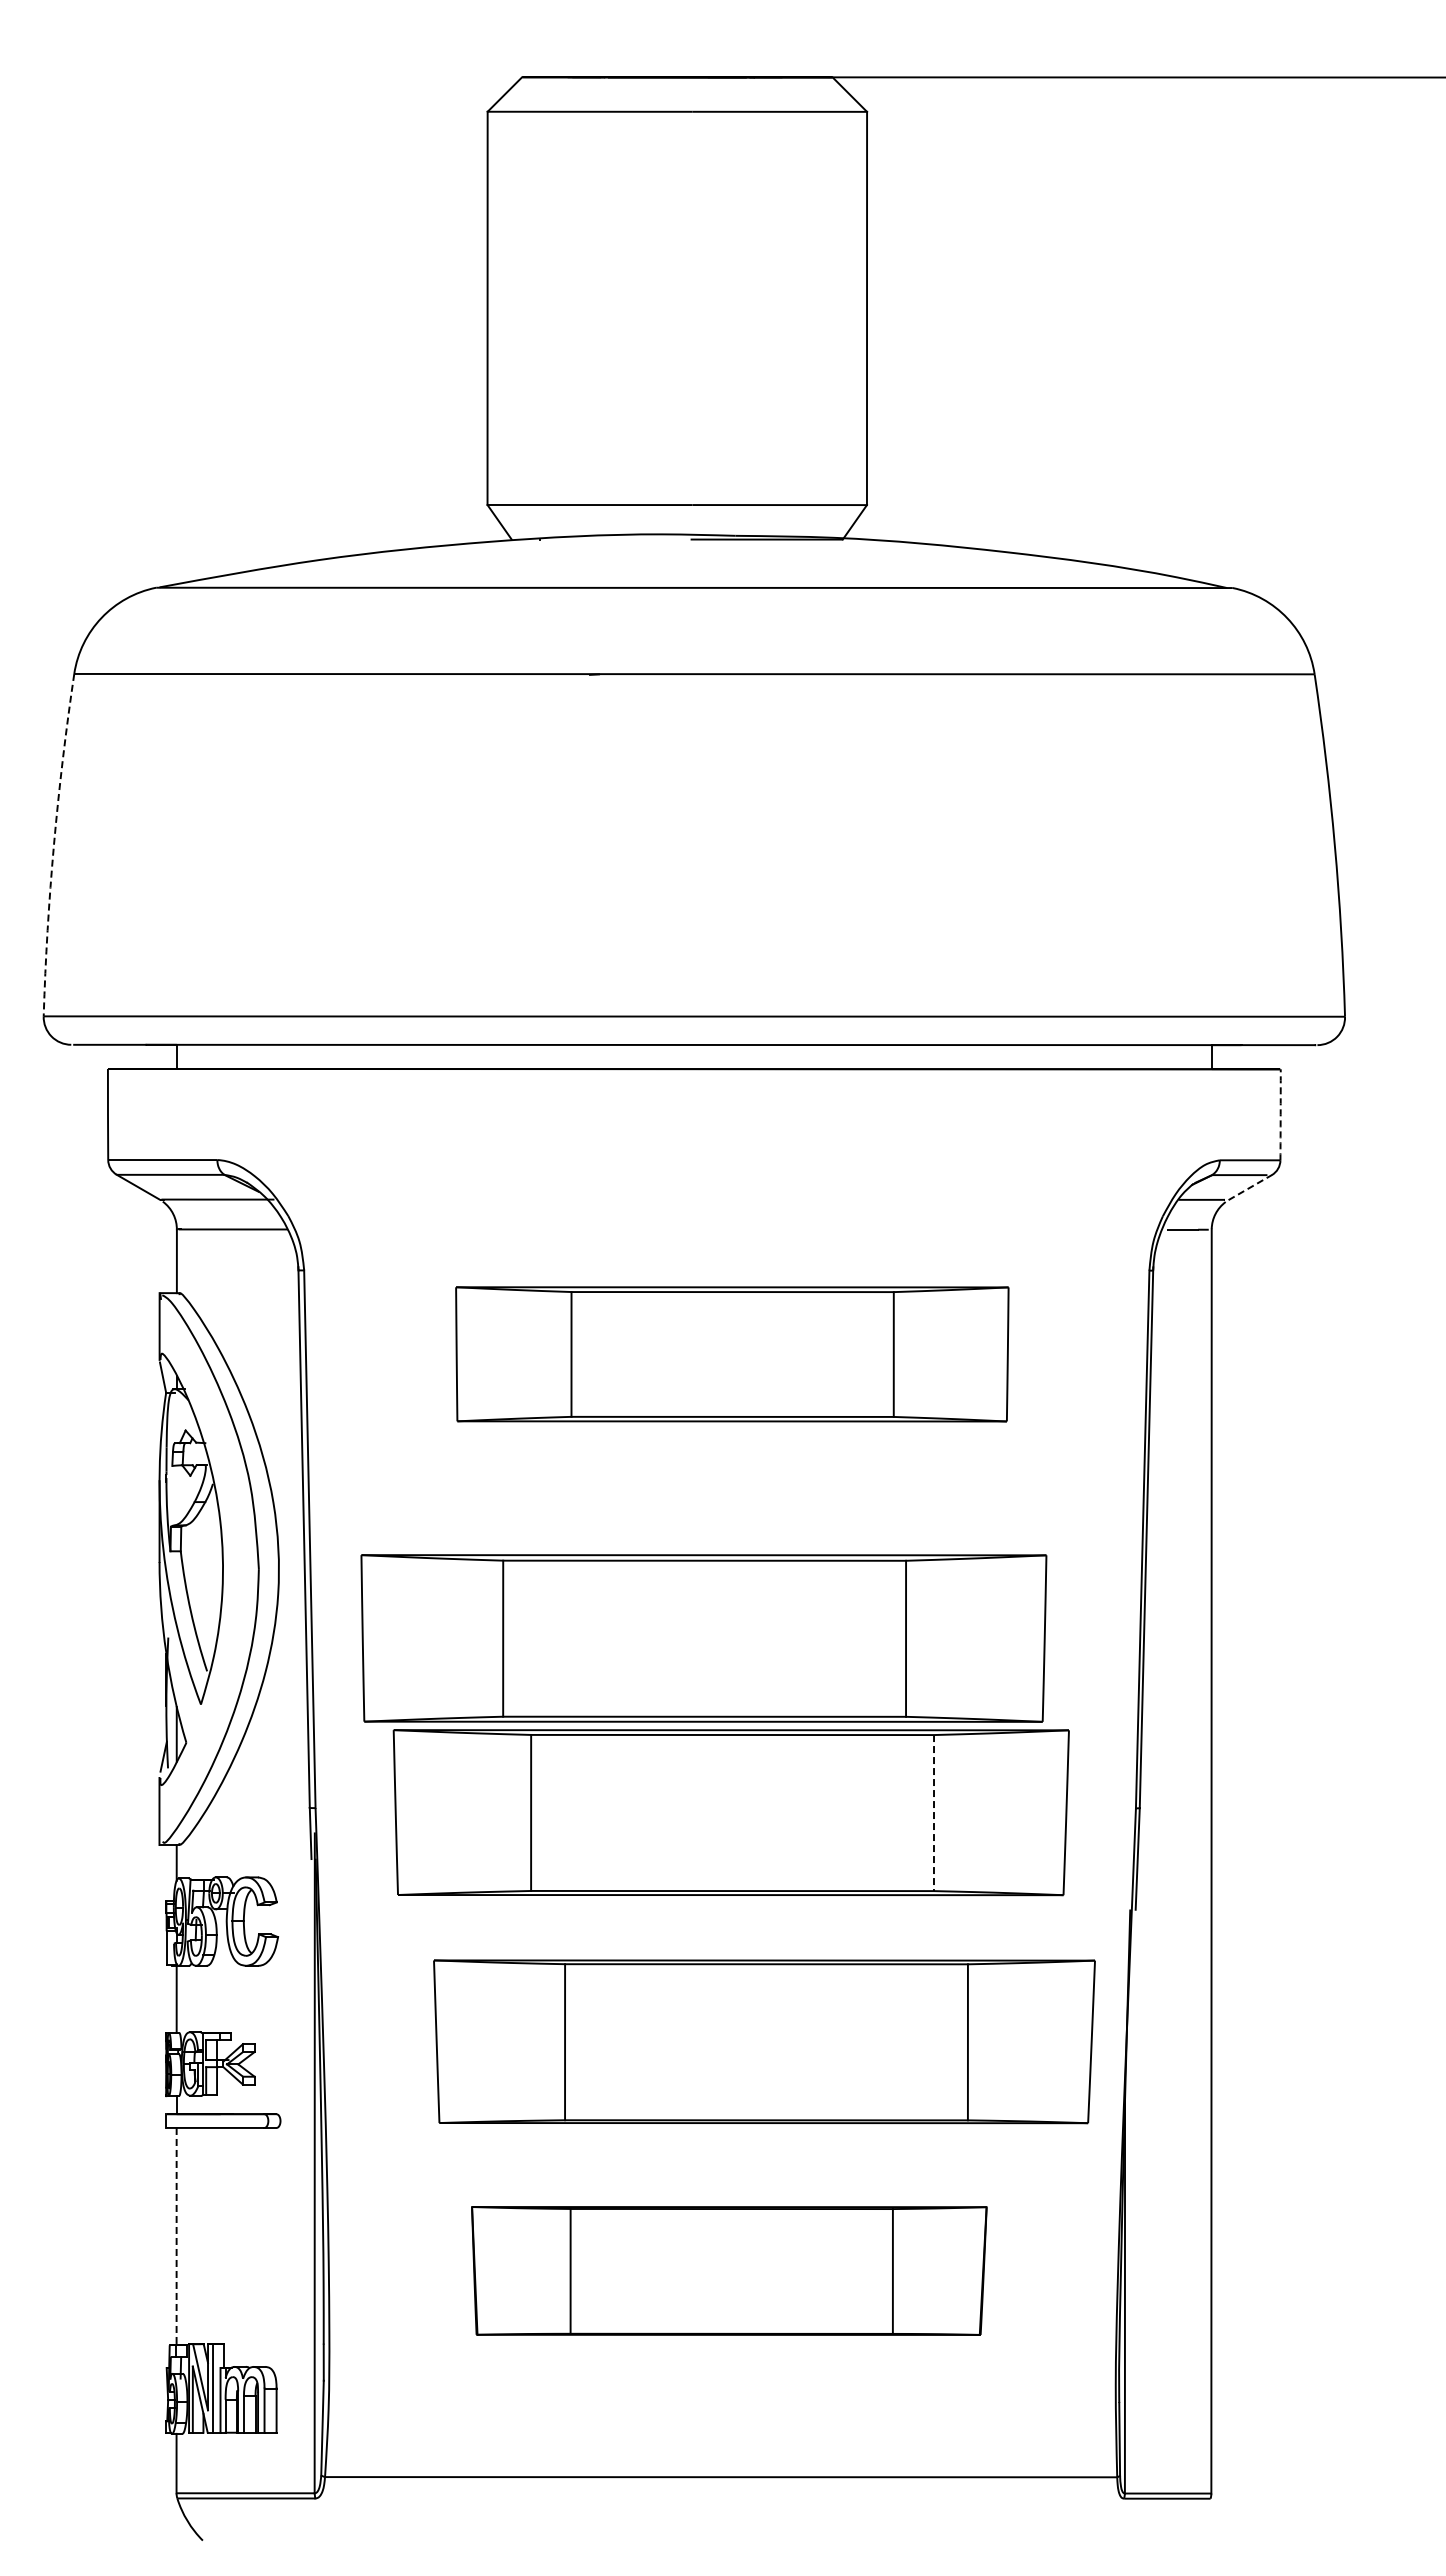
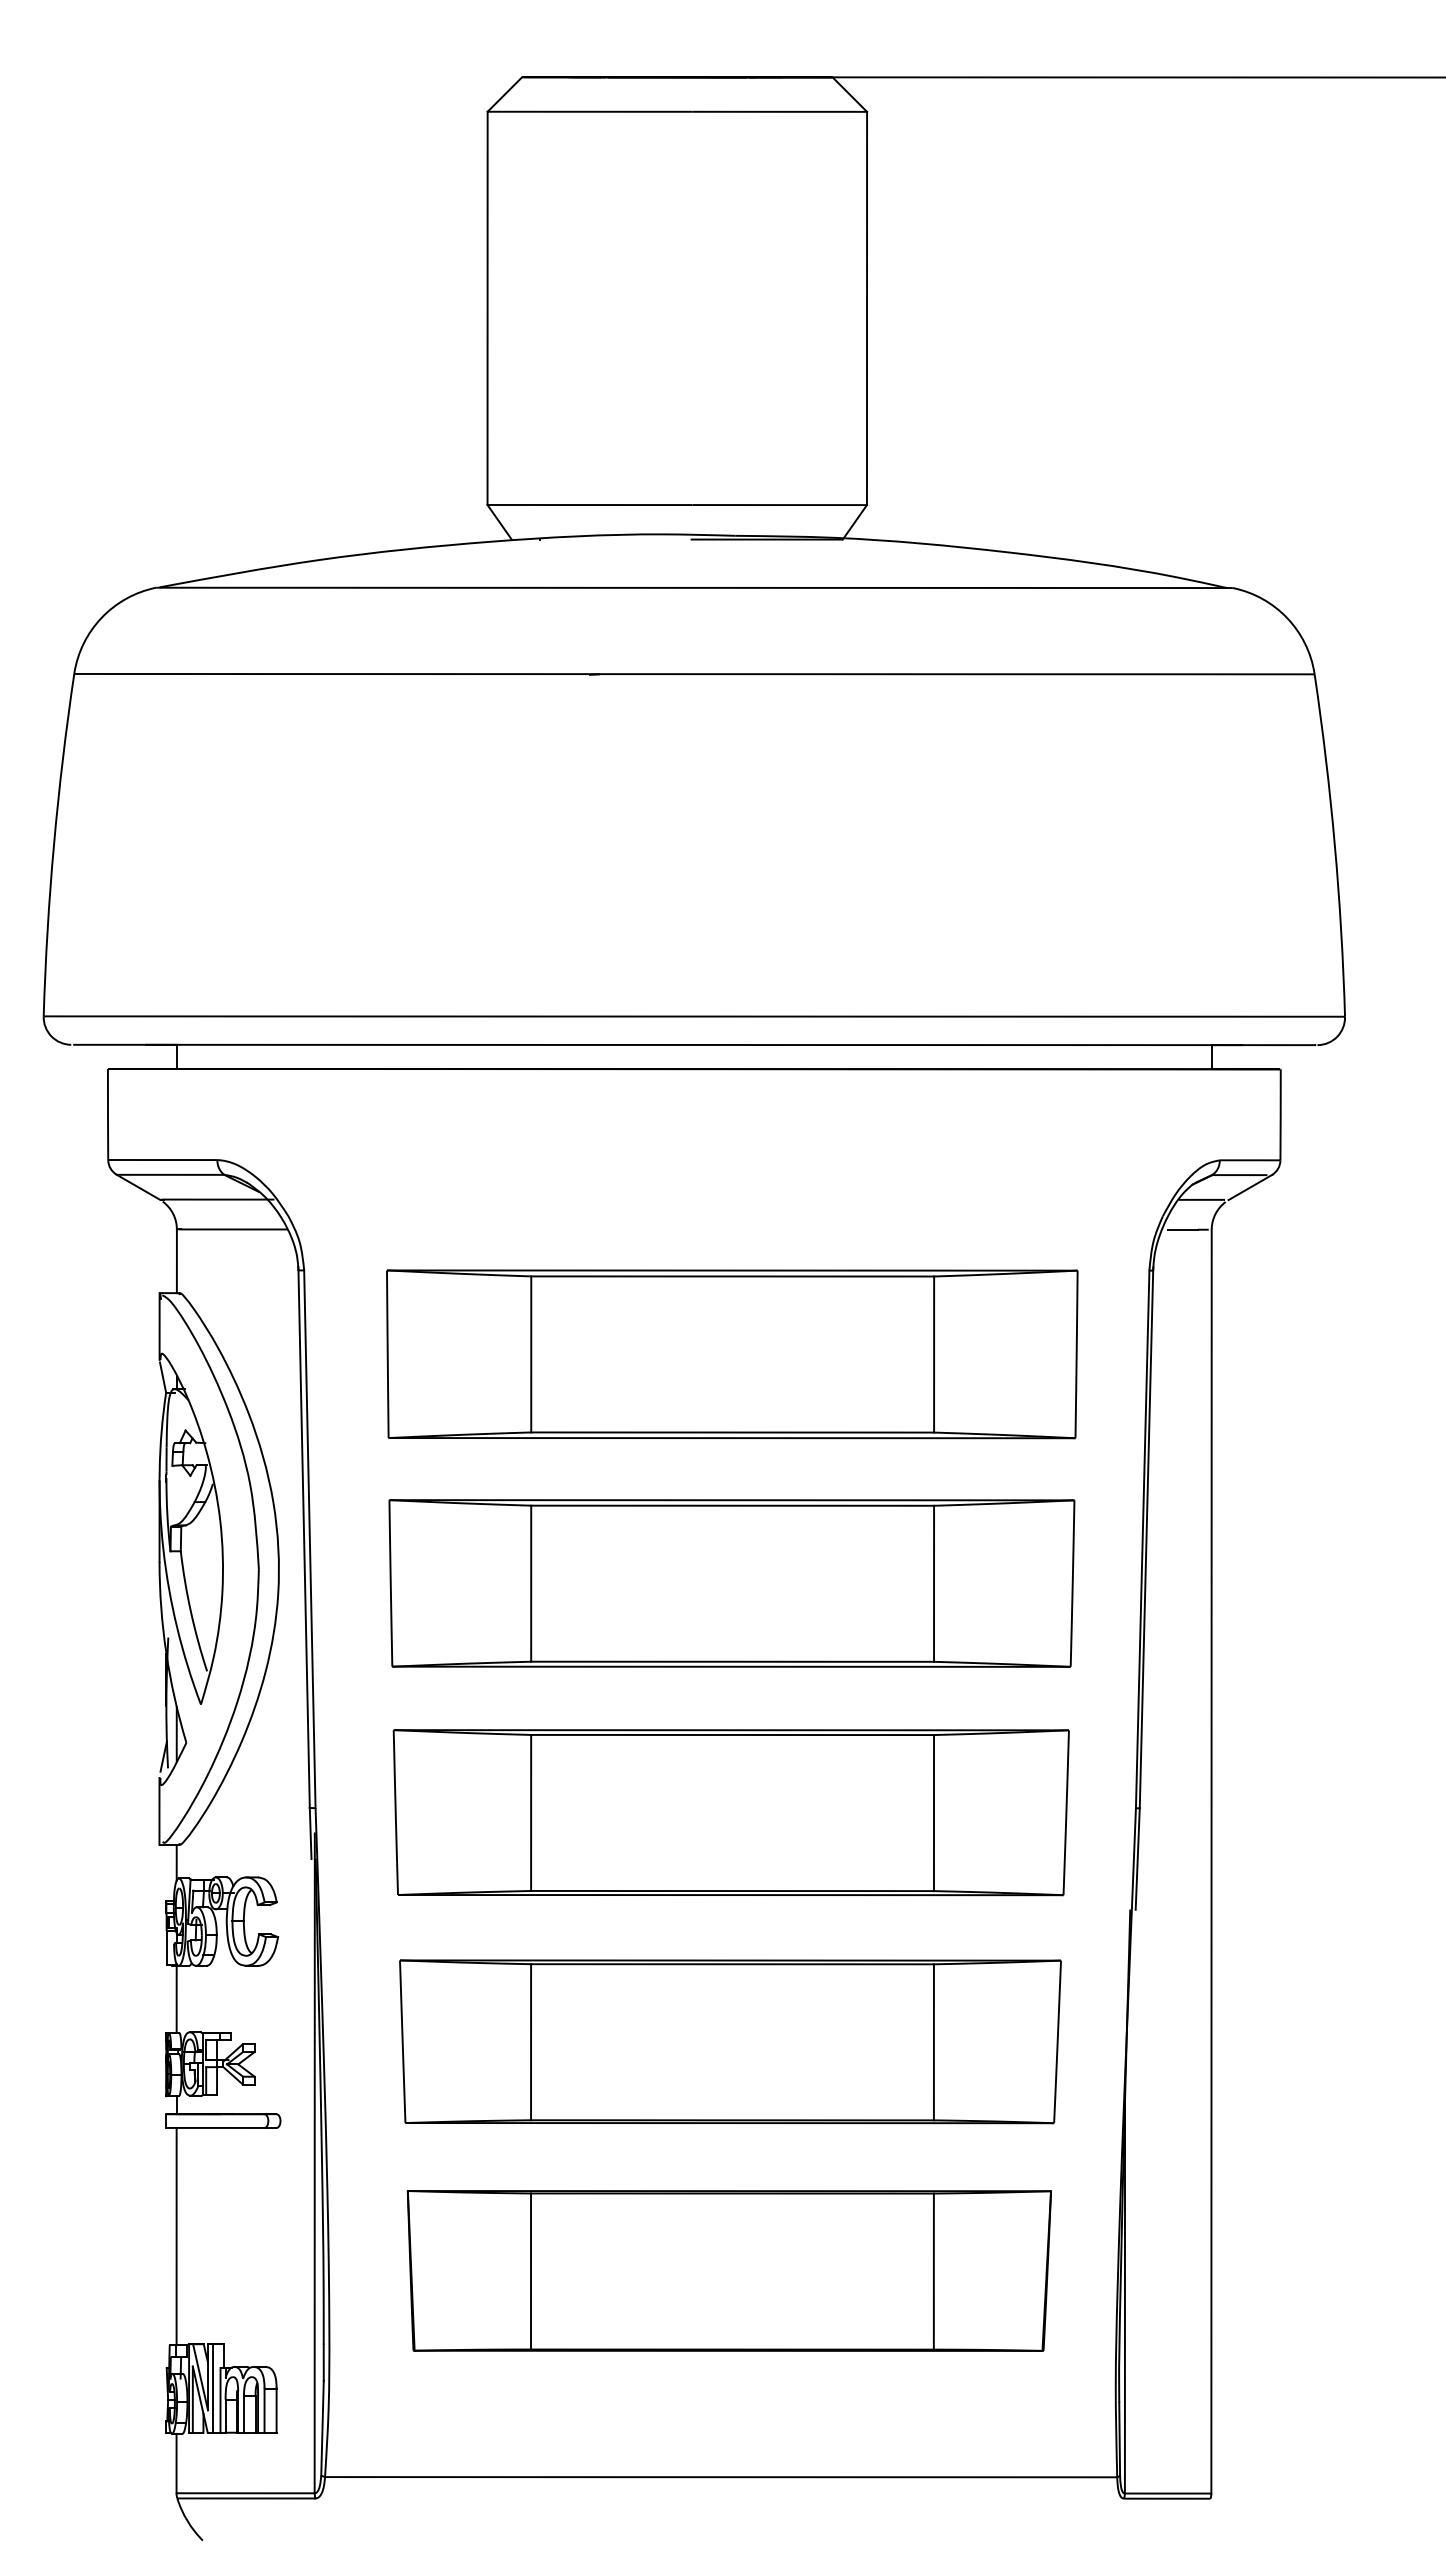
arc: dashed -> solid (54, 844)
arc: dashed -> solid (1280, 1114)
line: dashed -> solid (1250, 1187)
part size: 555x137 px -> 693x171 px (732, 1354)
part position: (703, 1638) -> (731, 1583) (731, 1583)
line: dashed -> solid (933, 1813)
part position: (764, 2041) -> (730, 2041) (730, 2041)
line: dashed -> solid (176, 2236)
part size: 517x130 px -> 646x162 px (728, 2270)
